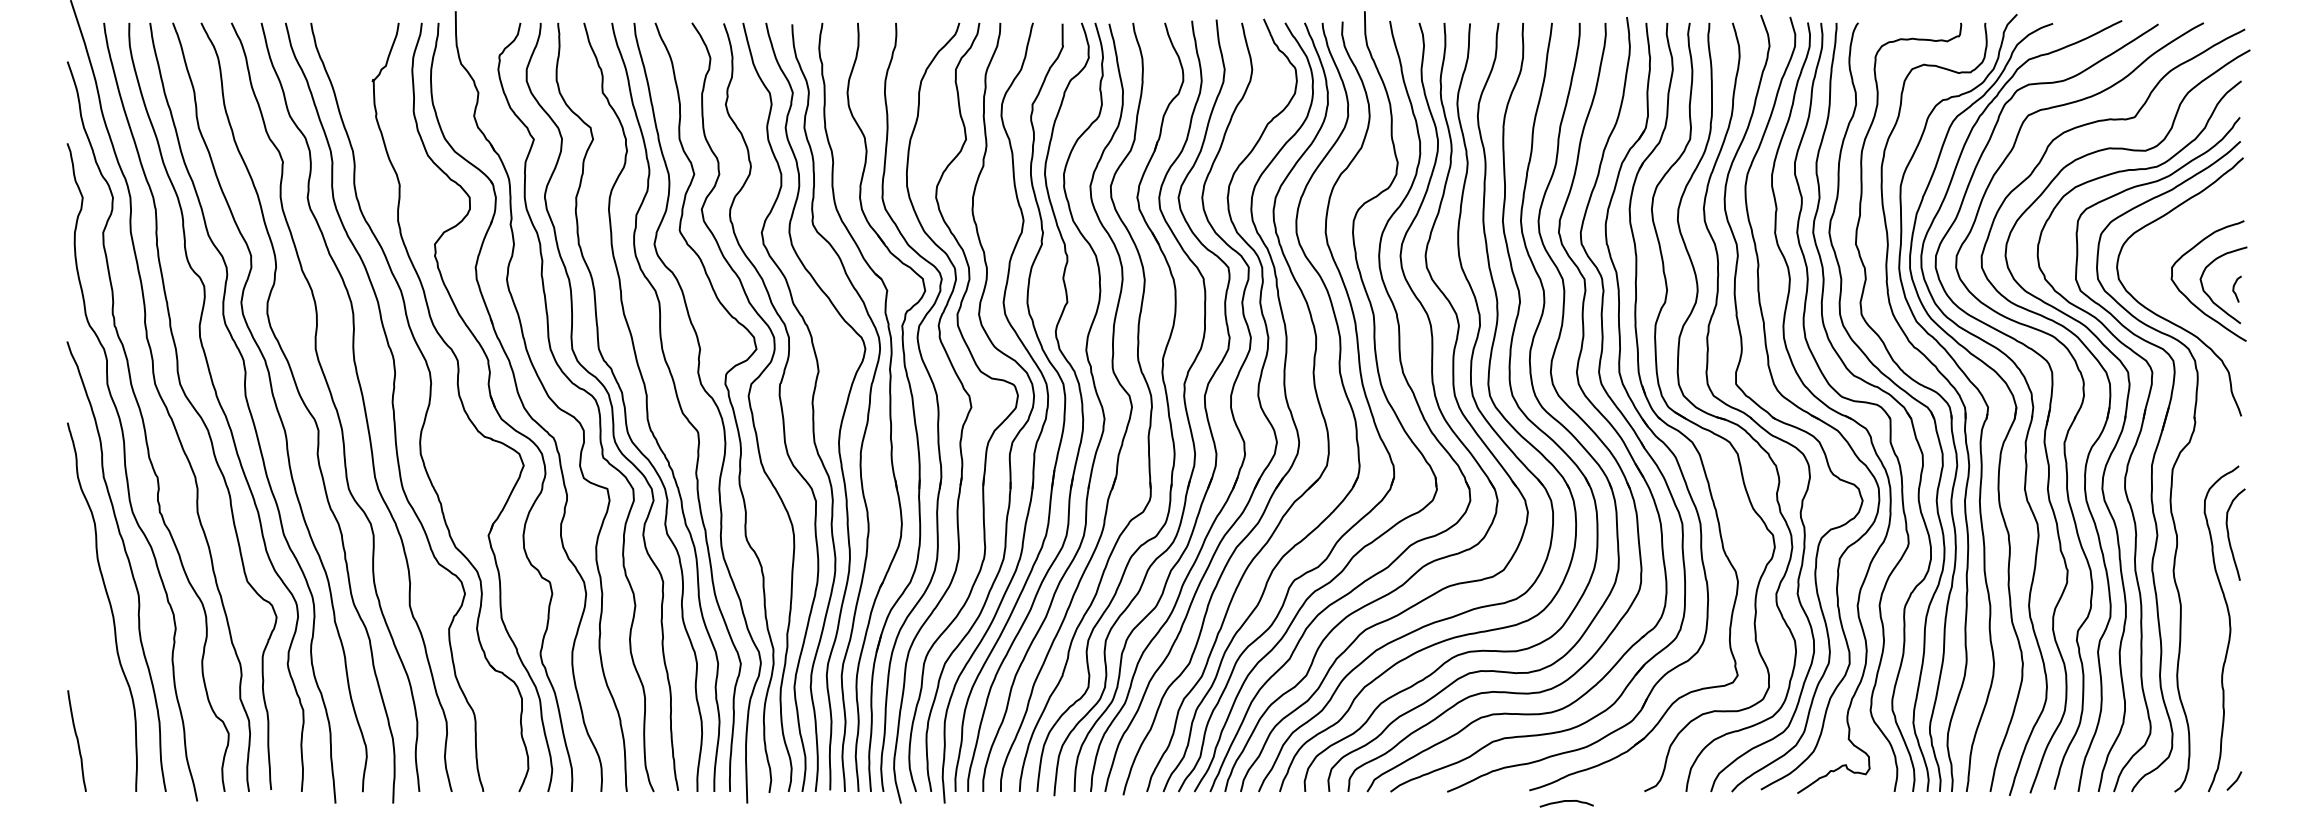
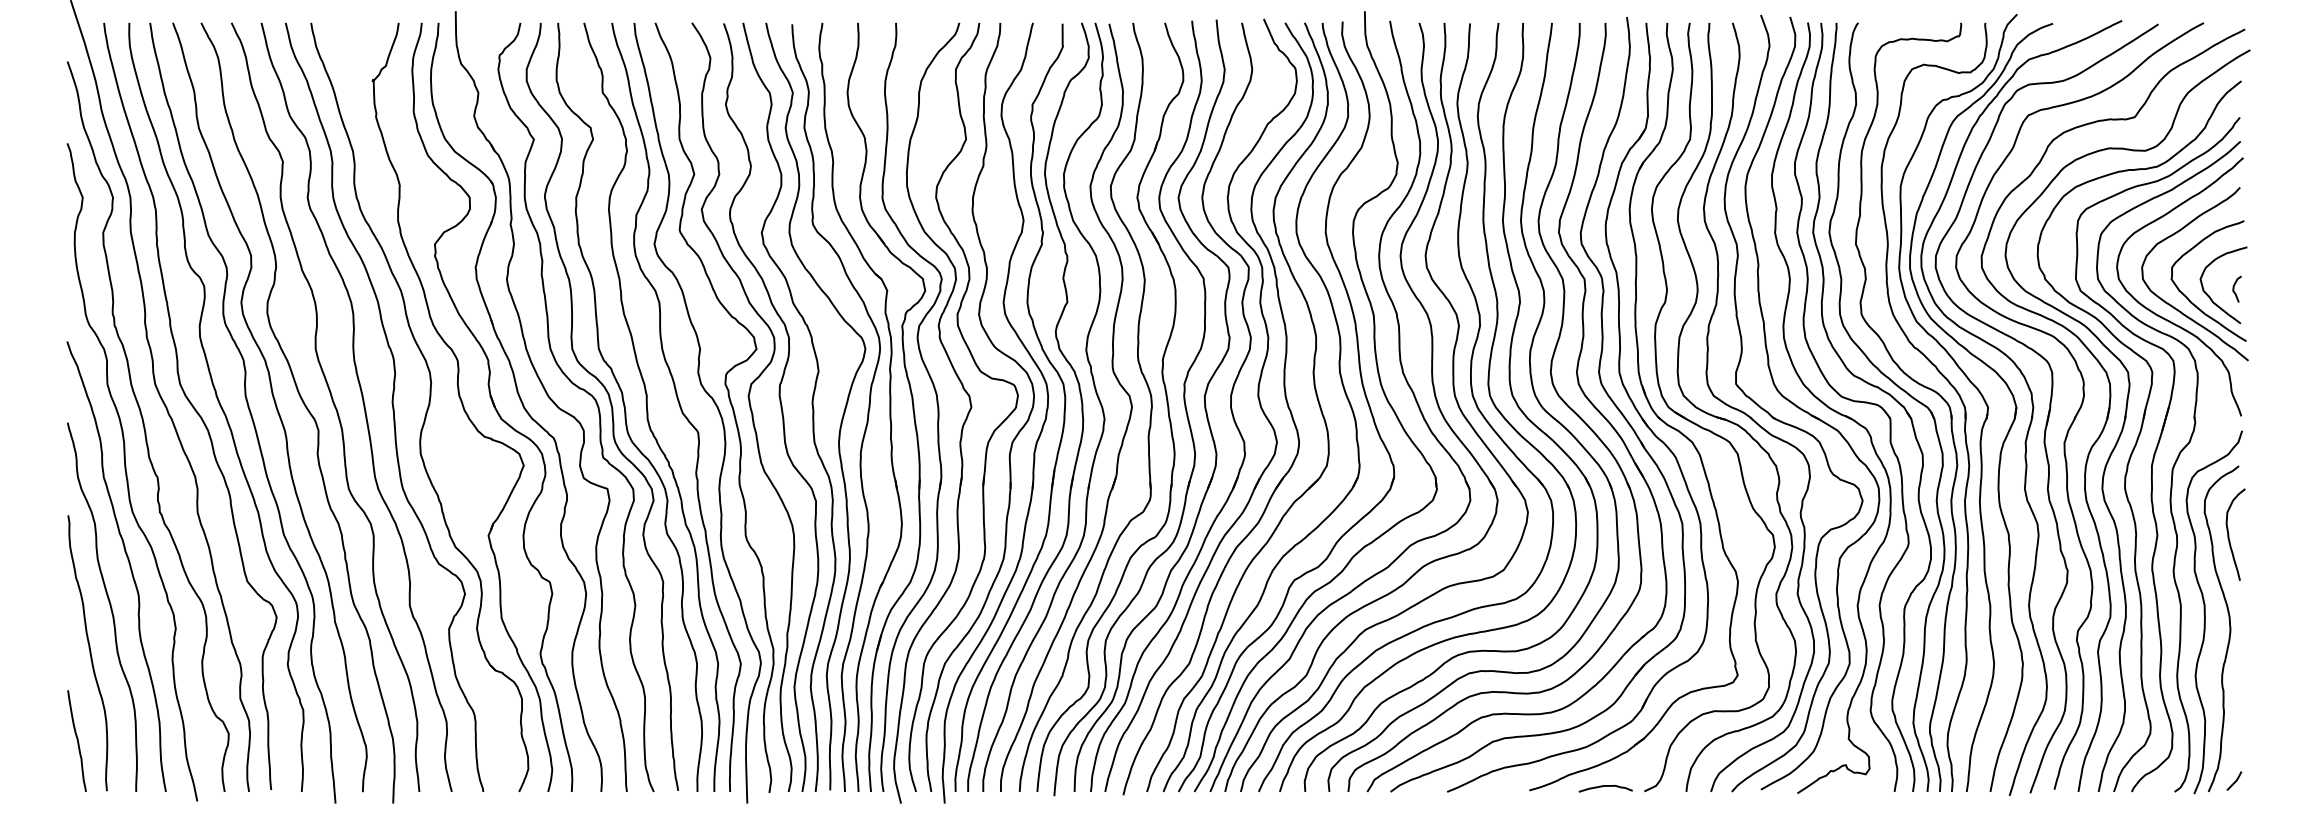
curve: none -> present (2174, 306)
curve: none -> present (2205, 612)
curve: none -> present (89, 653)
curve position: (1566, 801) -> (1605, 786) (1605, 786)
